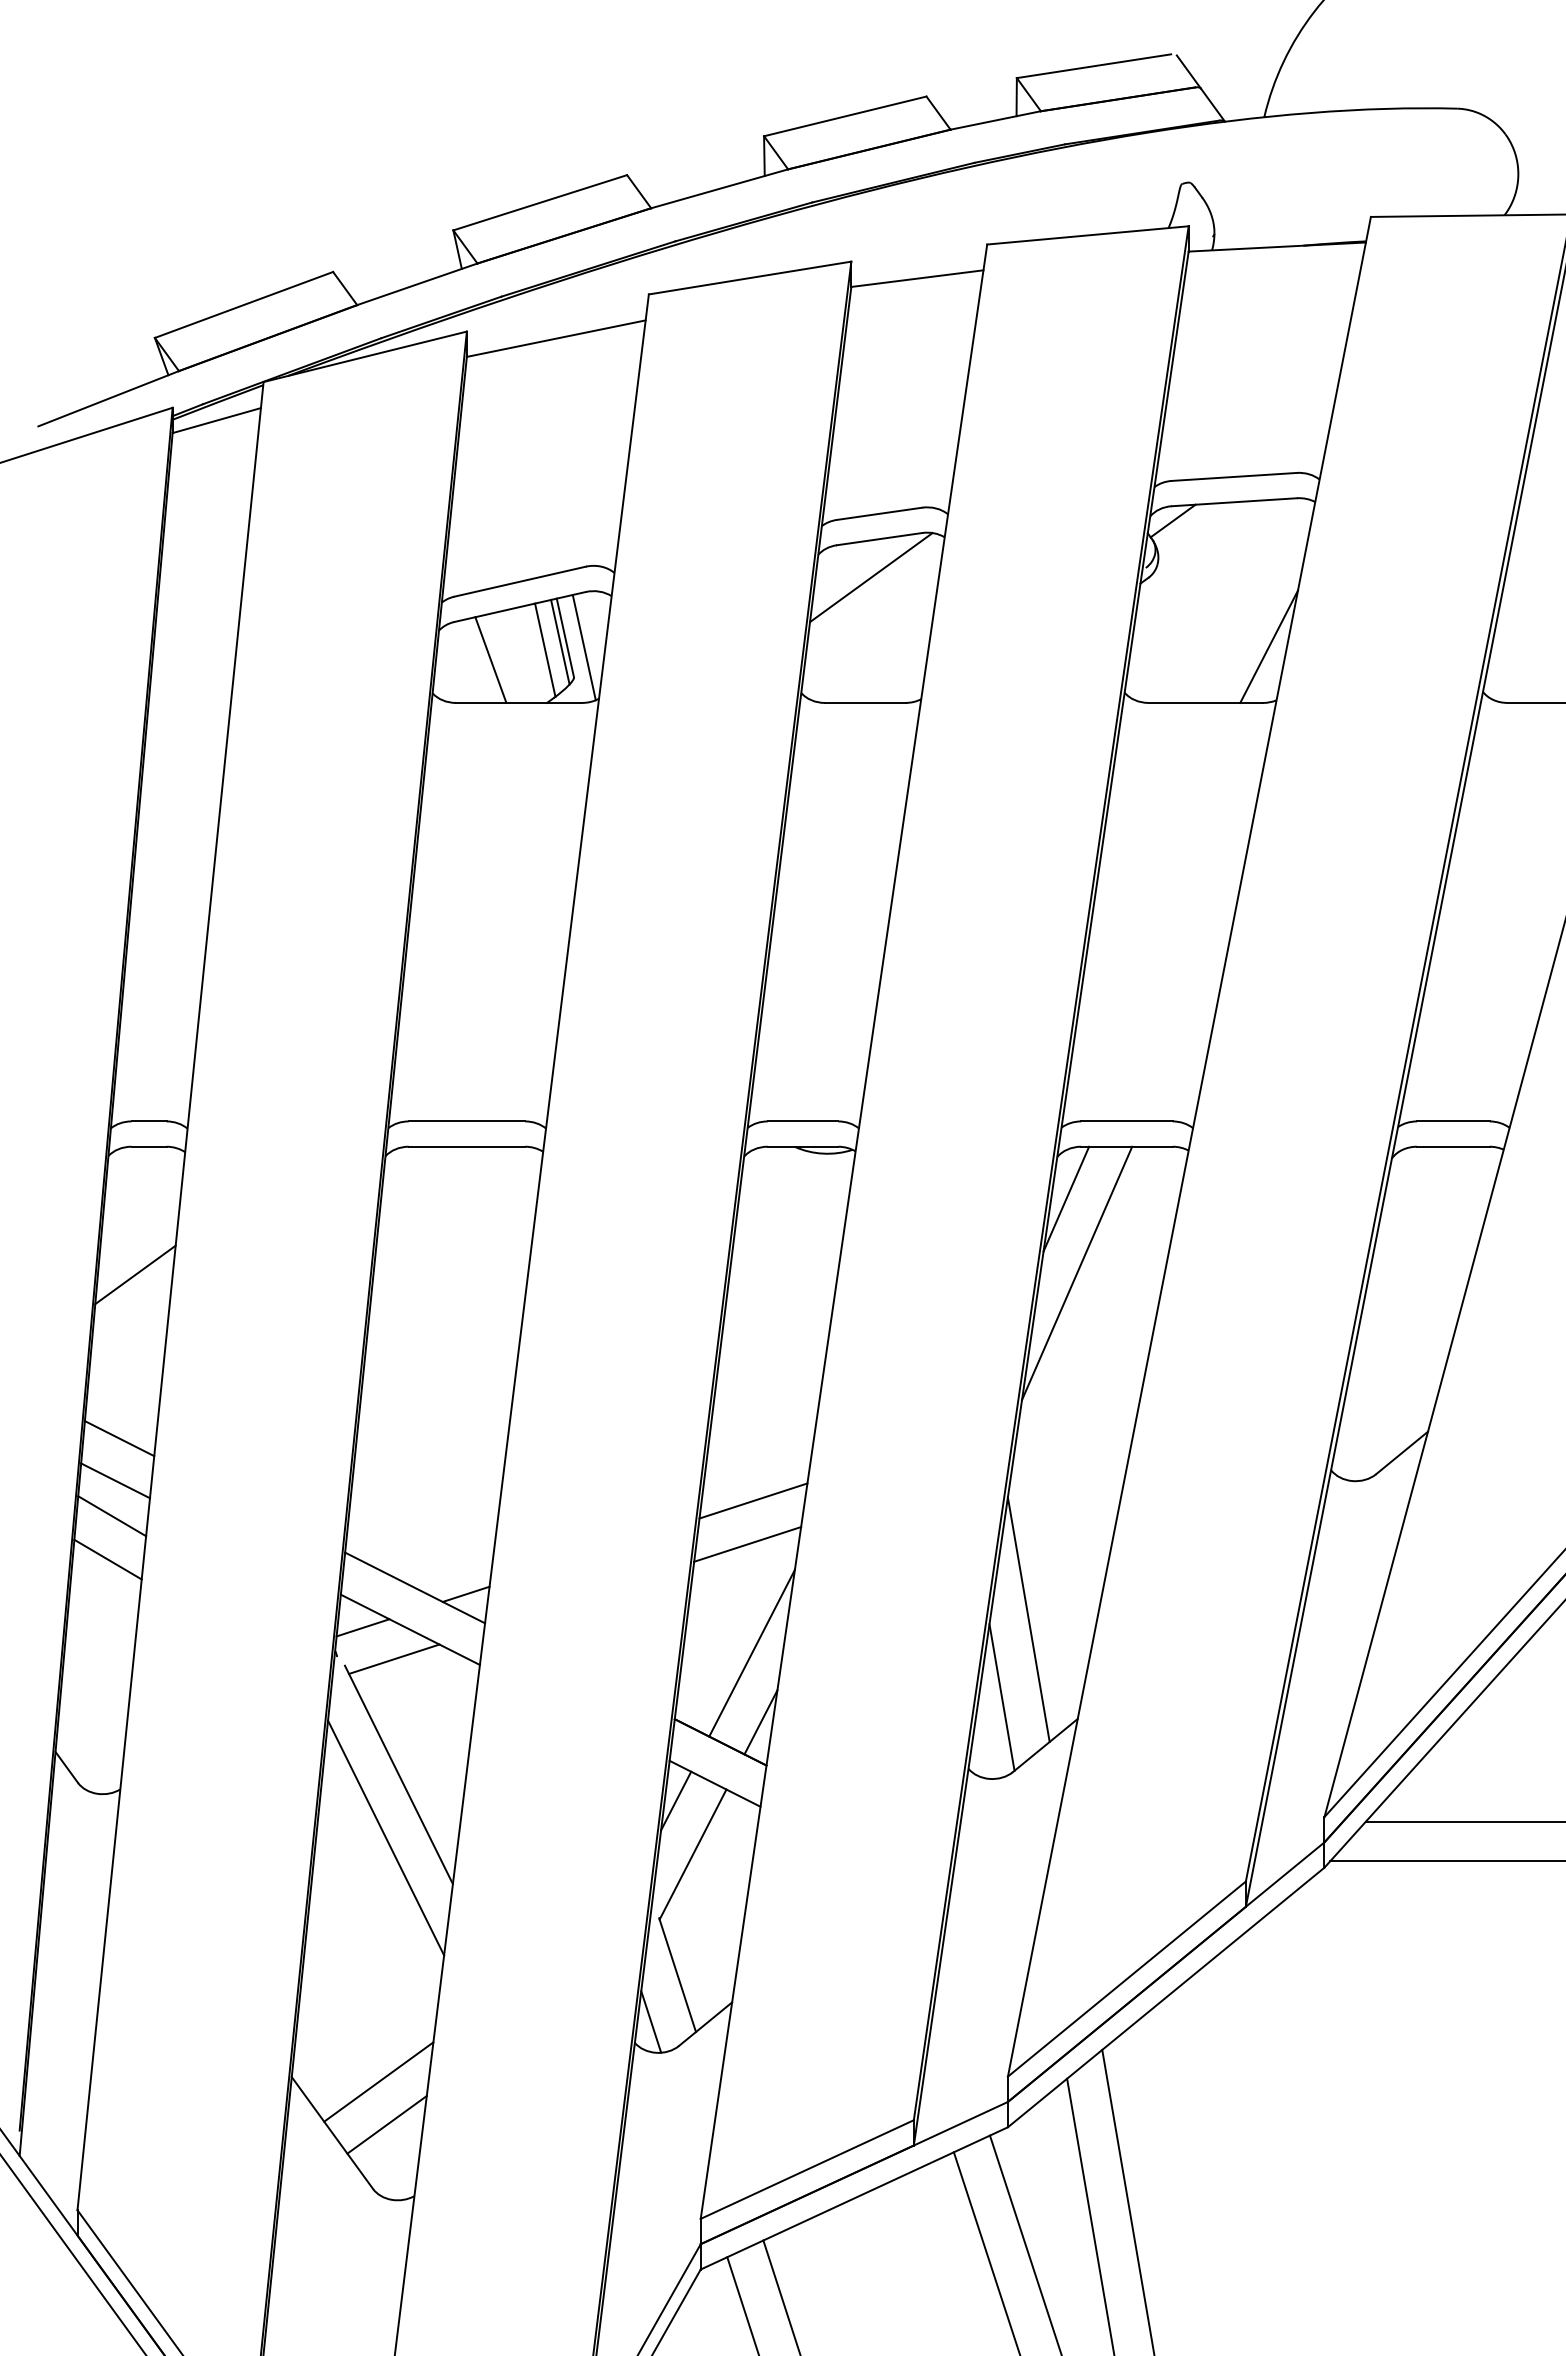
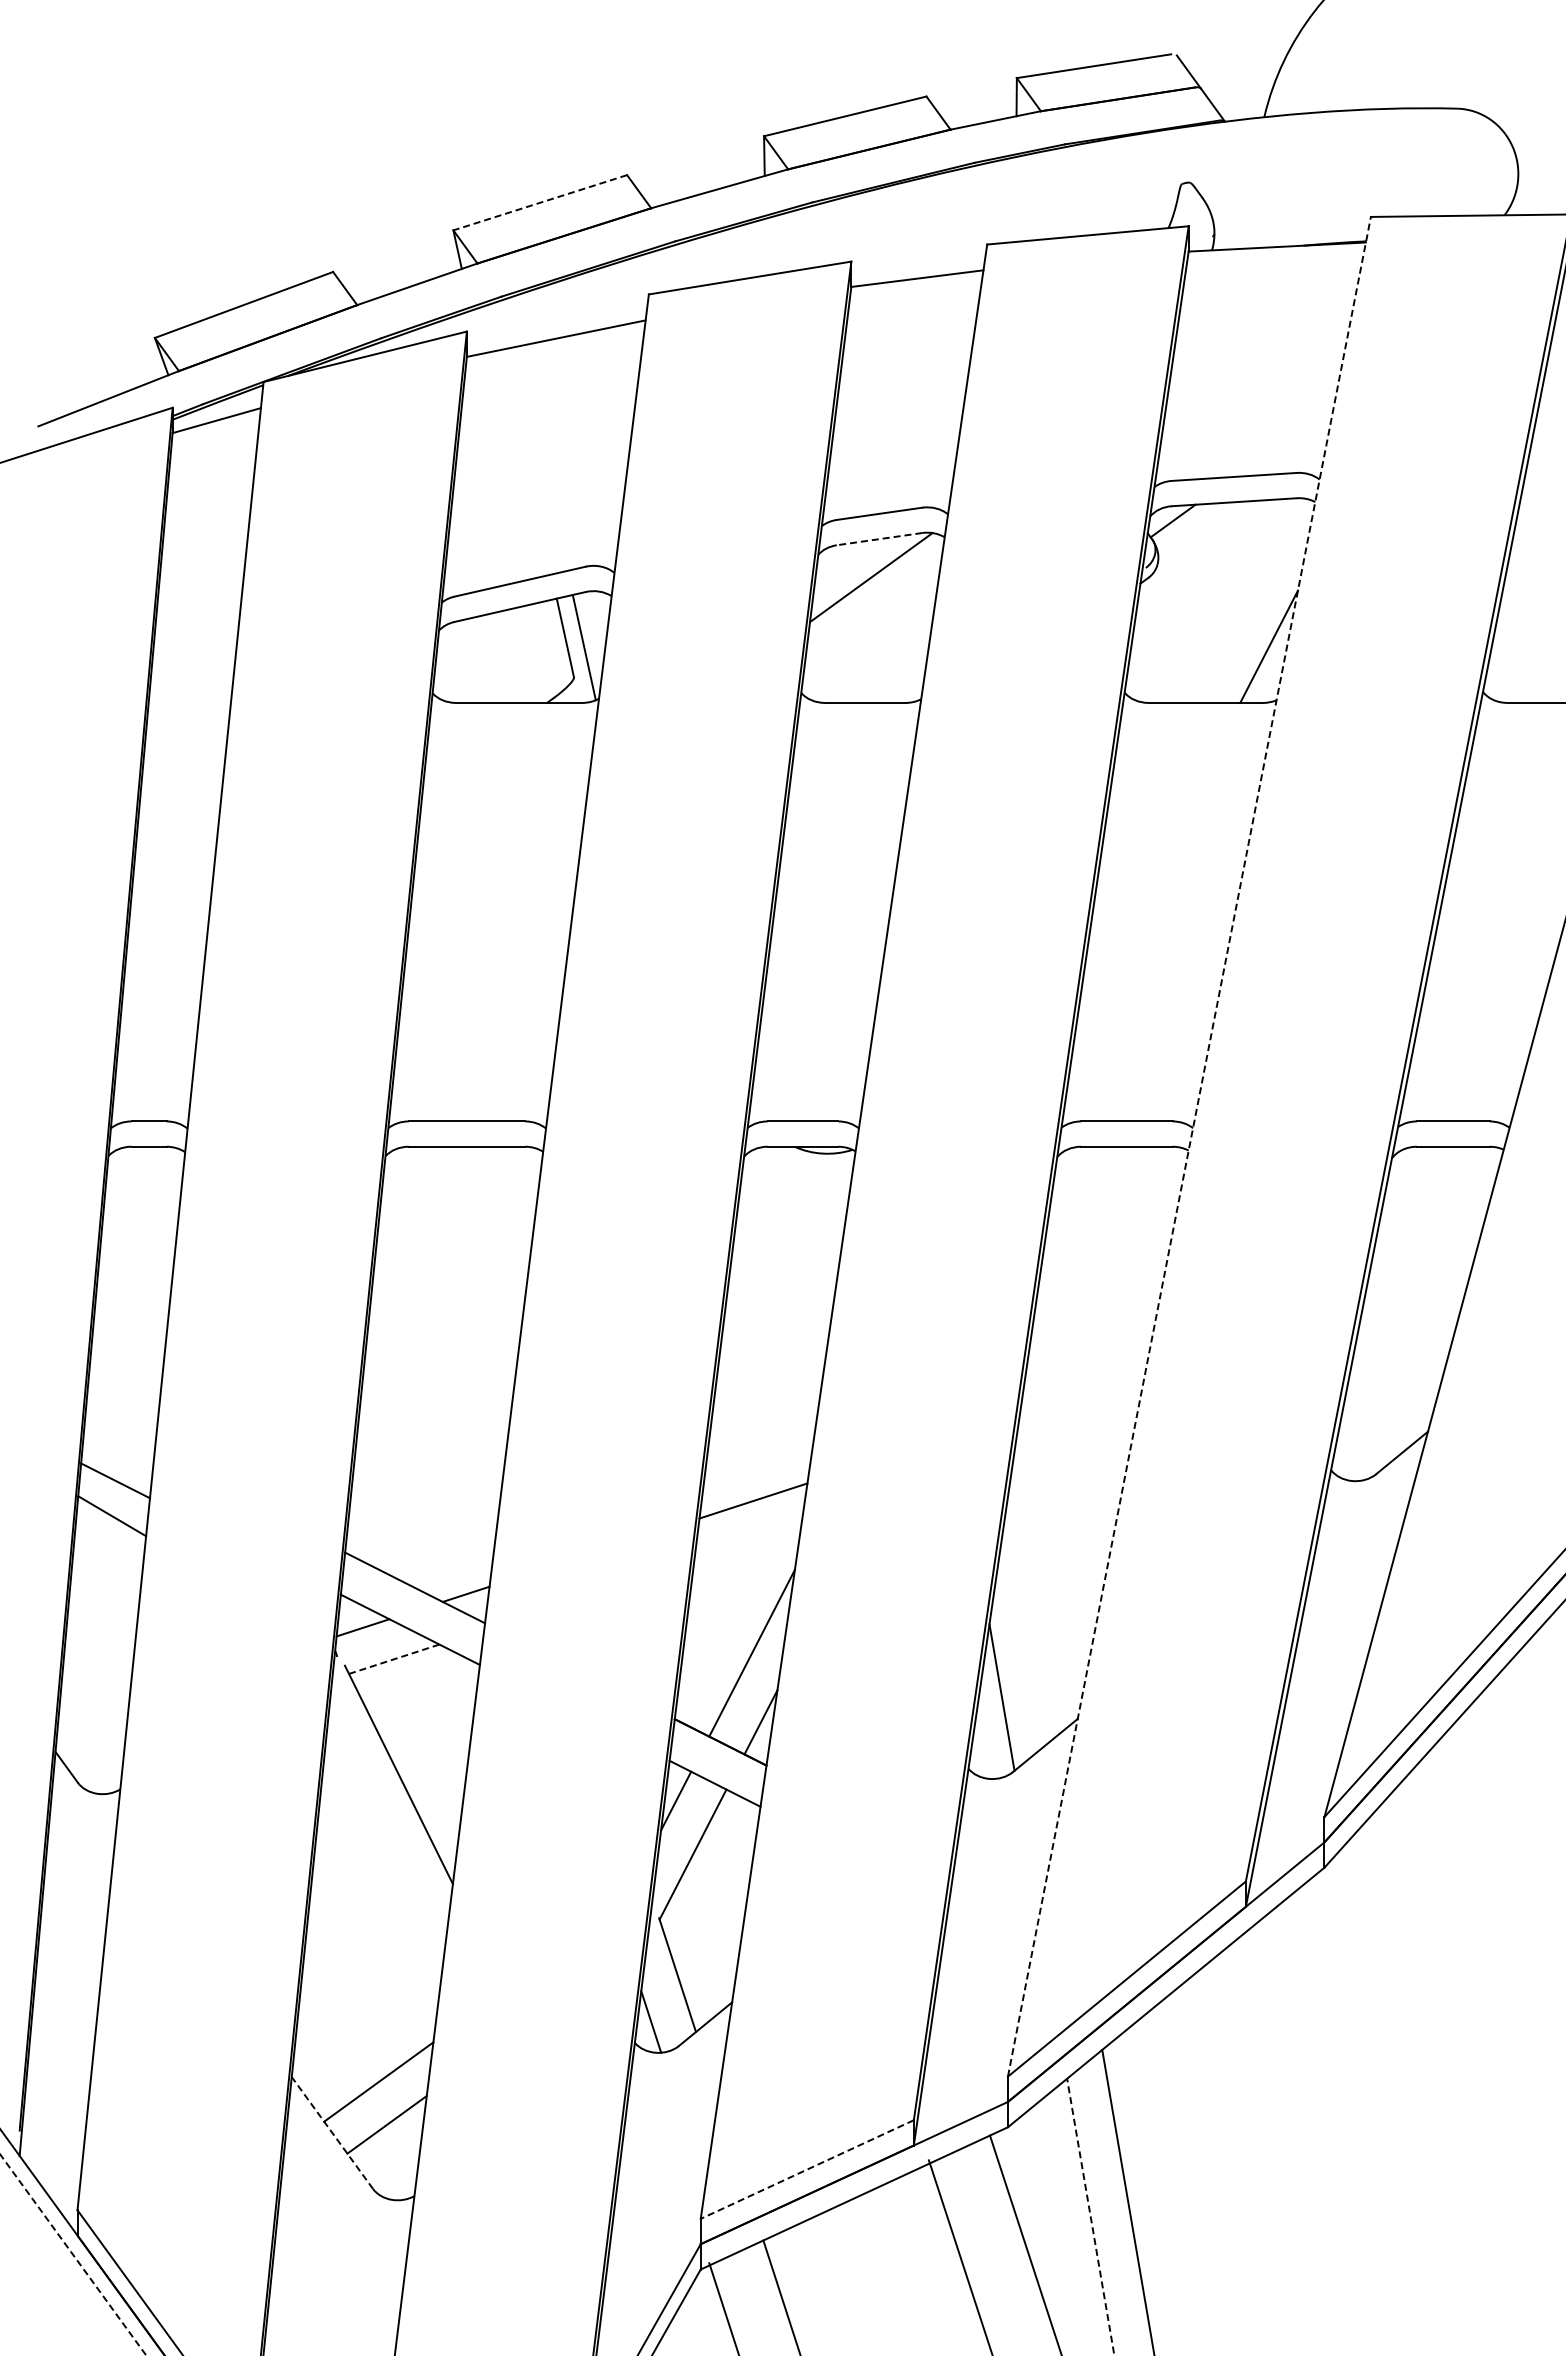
line: solid -> dashed (539, 202)
line: solid -> dashed (879, 539)
line: present -> none (560, 641)
line: present -> none (545, 649)
line: present -> none (490, 659)
line: solid -> dashed (1189, 1146)
line: present -> none (1066, 1198)
line: present -> none (1077, 1273)
line: present -> none (135, 1274)
line: present -> none (119, 1438)
line: present -> none (747, 1544)
line: present -> none (107, 1559)
line: present -> none (1028, 1619)
line: solid -> dashed (394, 1659)
line: present -> none (1463, 1821)
line: present -> none (386, 1837)
line: present -> none (1446, 1861)
line: solid -> dashed (332, 2132)
line: solid -> dashed (806, 2169)
line: solid -> dashed (1090, 2216)
line position: (986, 2252) -> (959, 2256) (959, 2256)
line: solid -> dashed (73, 2254)
line position: (742, 2304) -> (723, 2307) (723, 2307)
